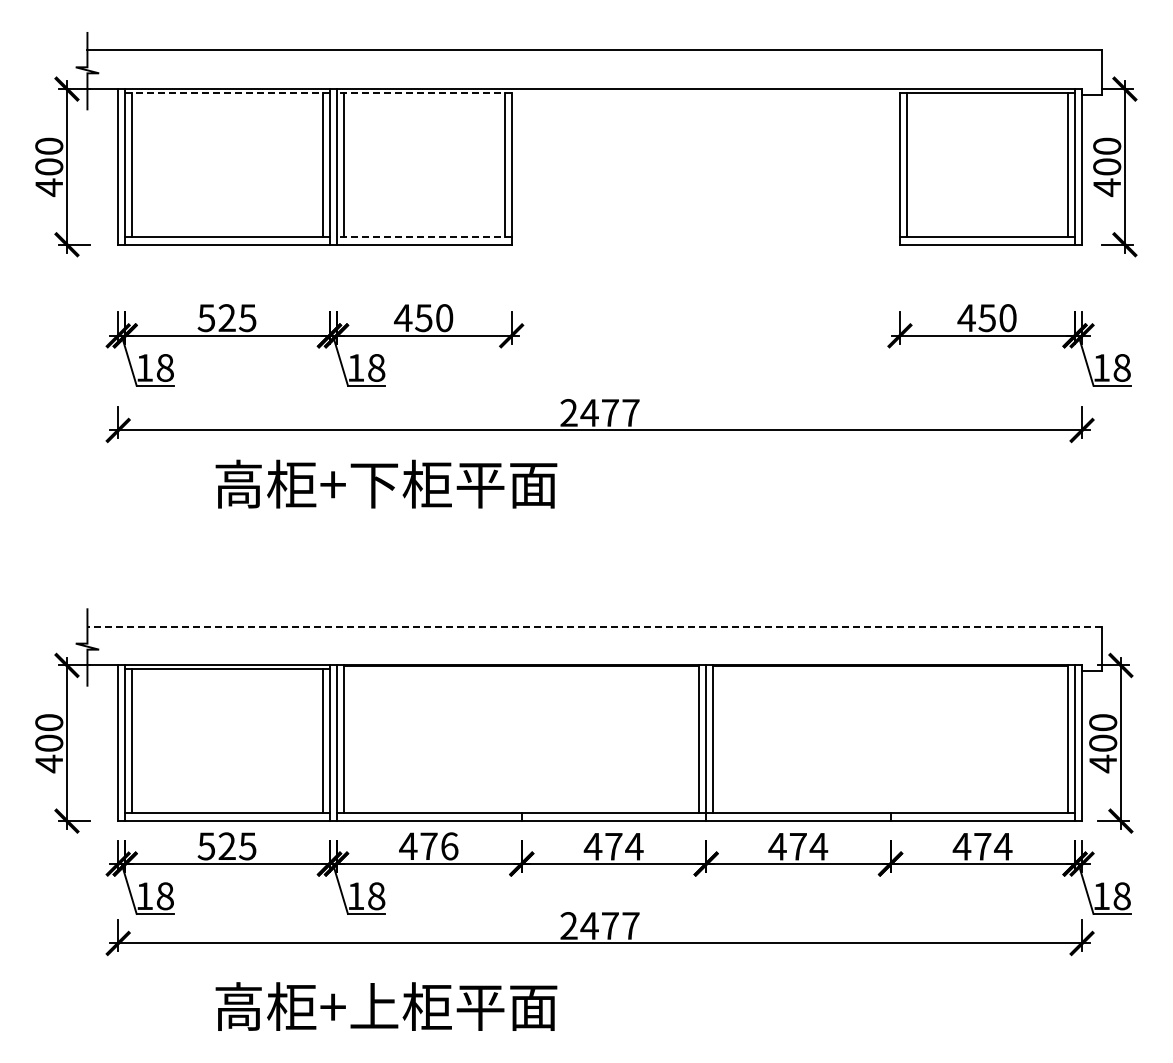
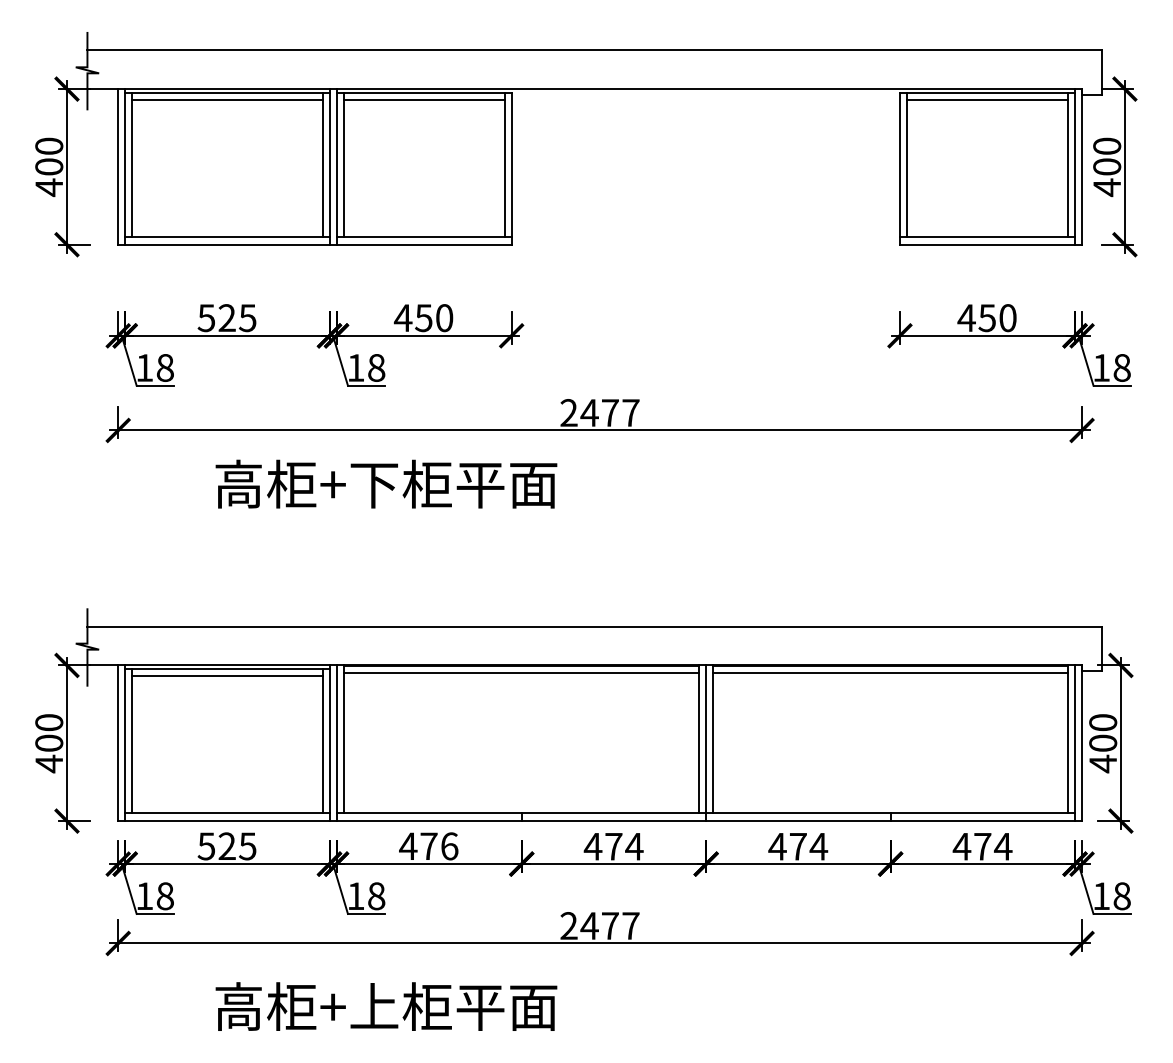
line: dashed -> solid (226, 93)
line: dashed -> solid (424, 93)
line: none -> present (227, 100)
line: none -> present (423, 100)
line: none -> present (987, 100)
line: dashed -> solid (424, 236)
line: dashed -> solid (593, 626)
line: none -> present (521, 673)
line: none -> present (890, 673)
line: none -> present (227, 676)
